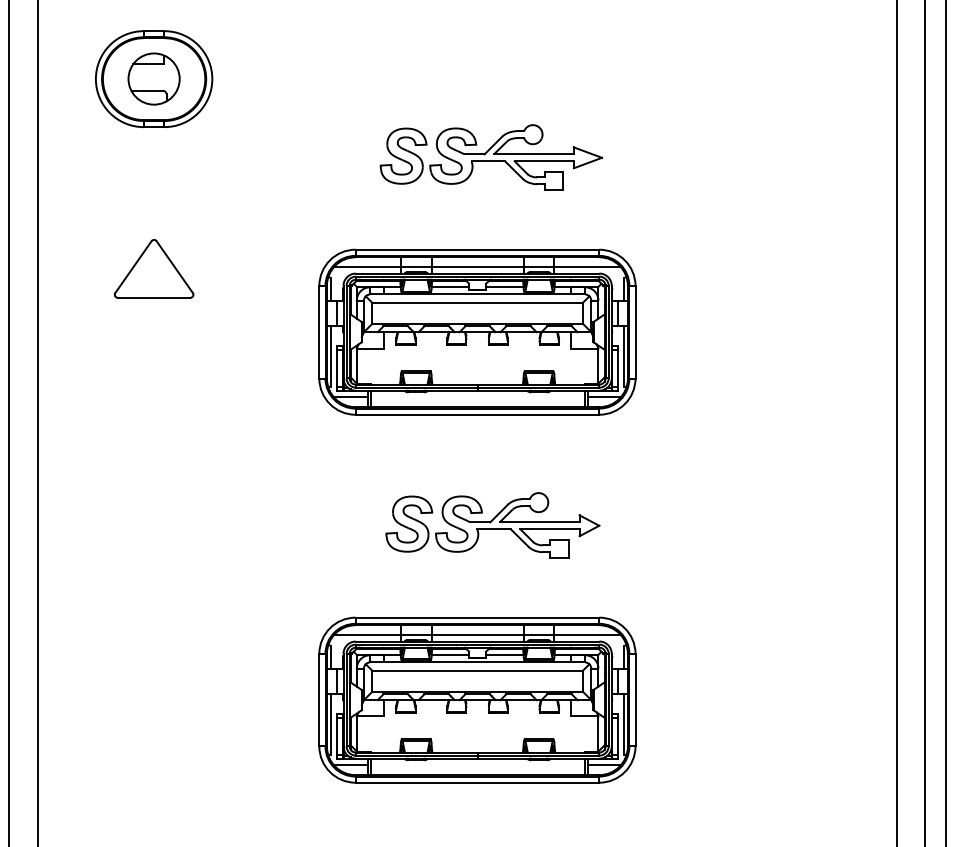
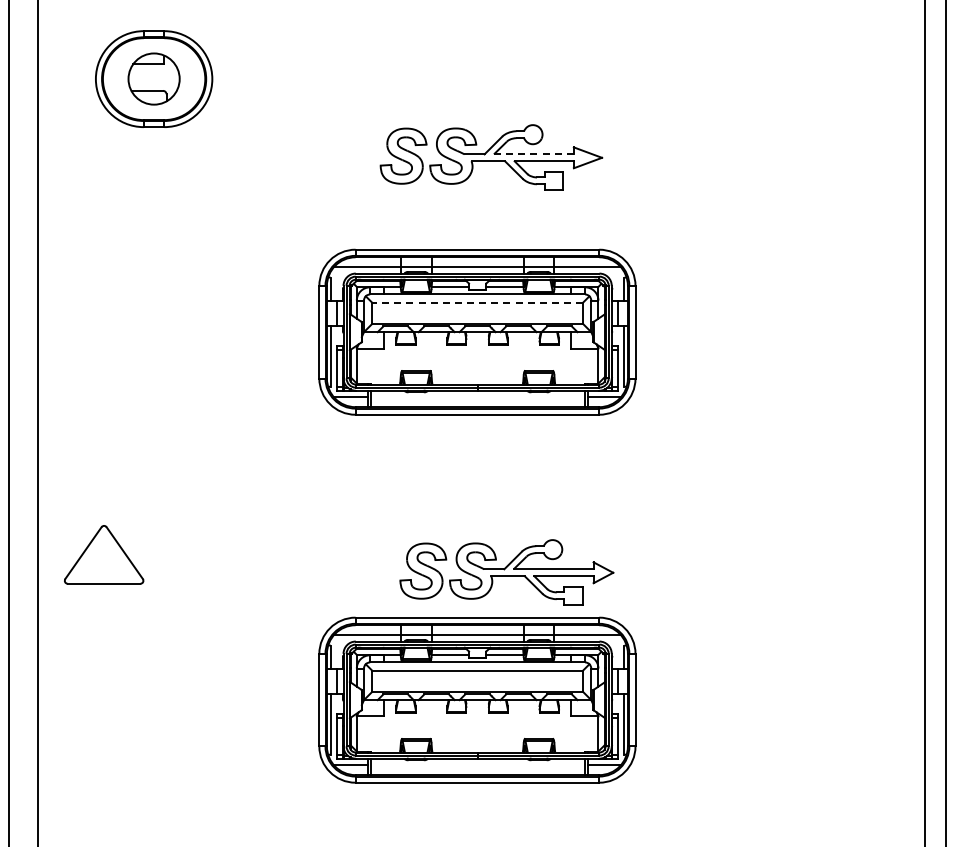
line: solid -> dashed (533, 154)
part position: (154, 268) -> (104, 554) (104, 554)
line: solid -> dashed (477, 302)
line: present -> none (896, 422)
part position: (492, 525) -> (506, 572) (506, 572)
